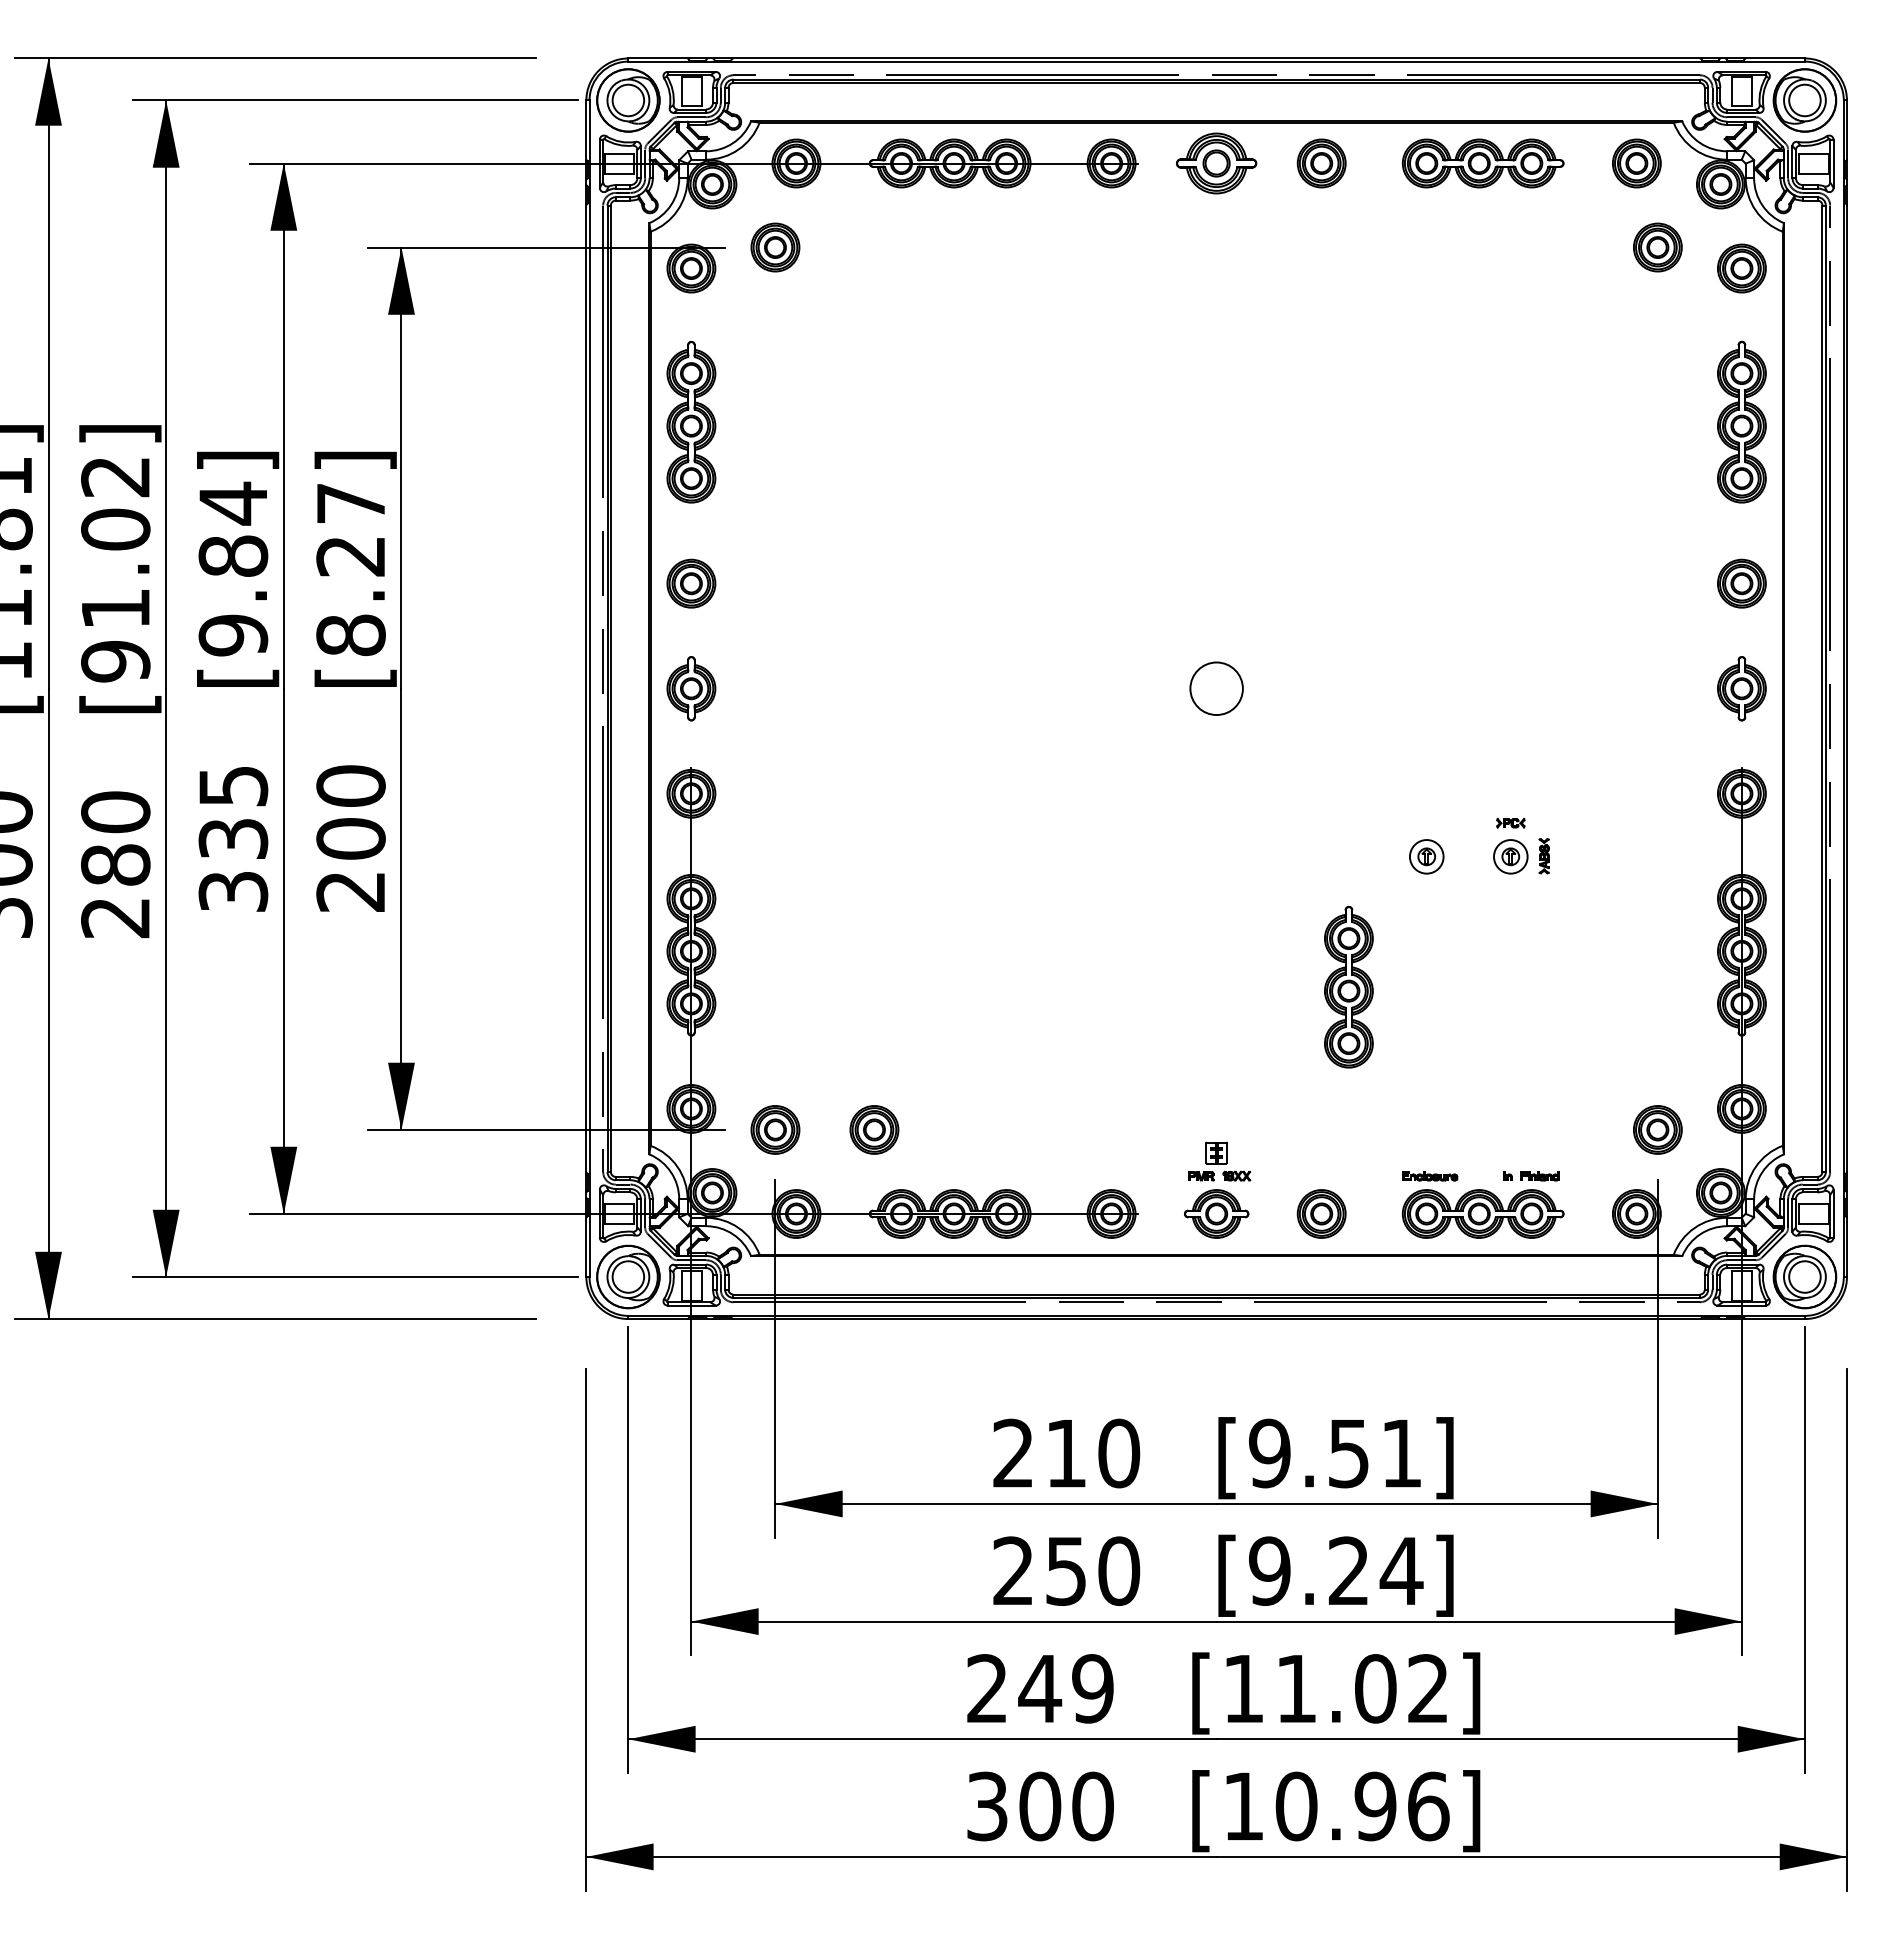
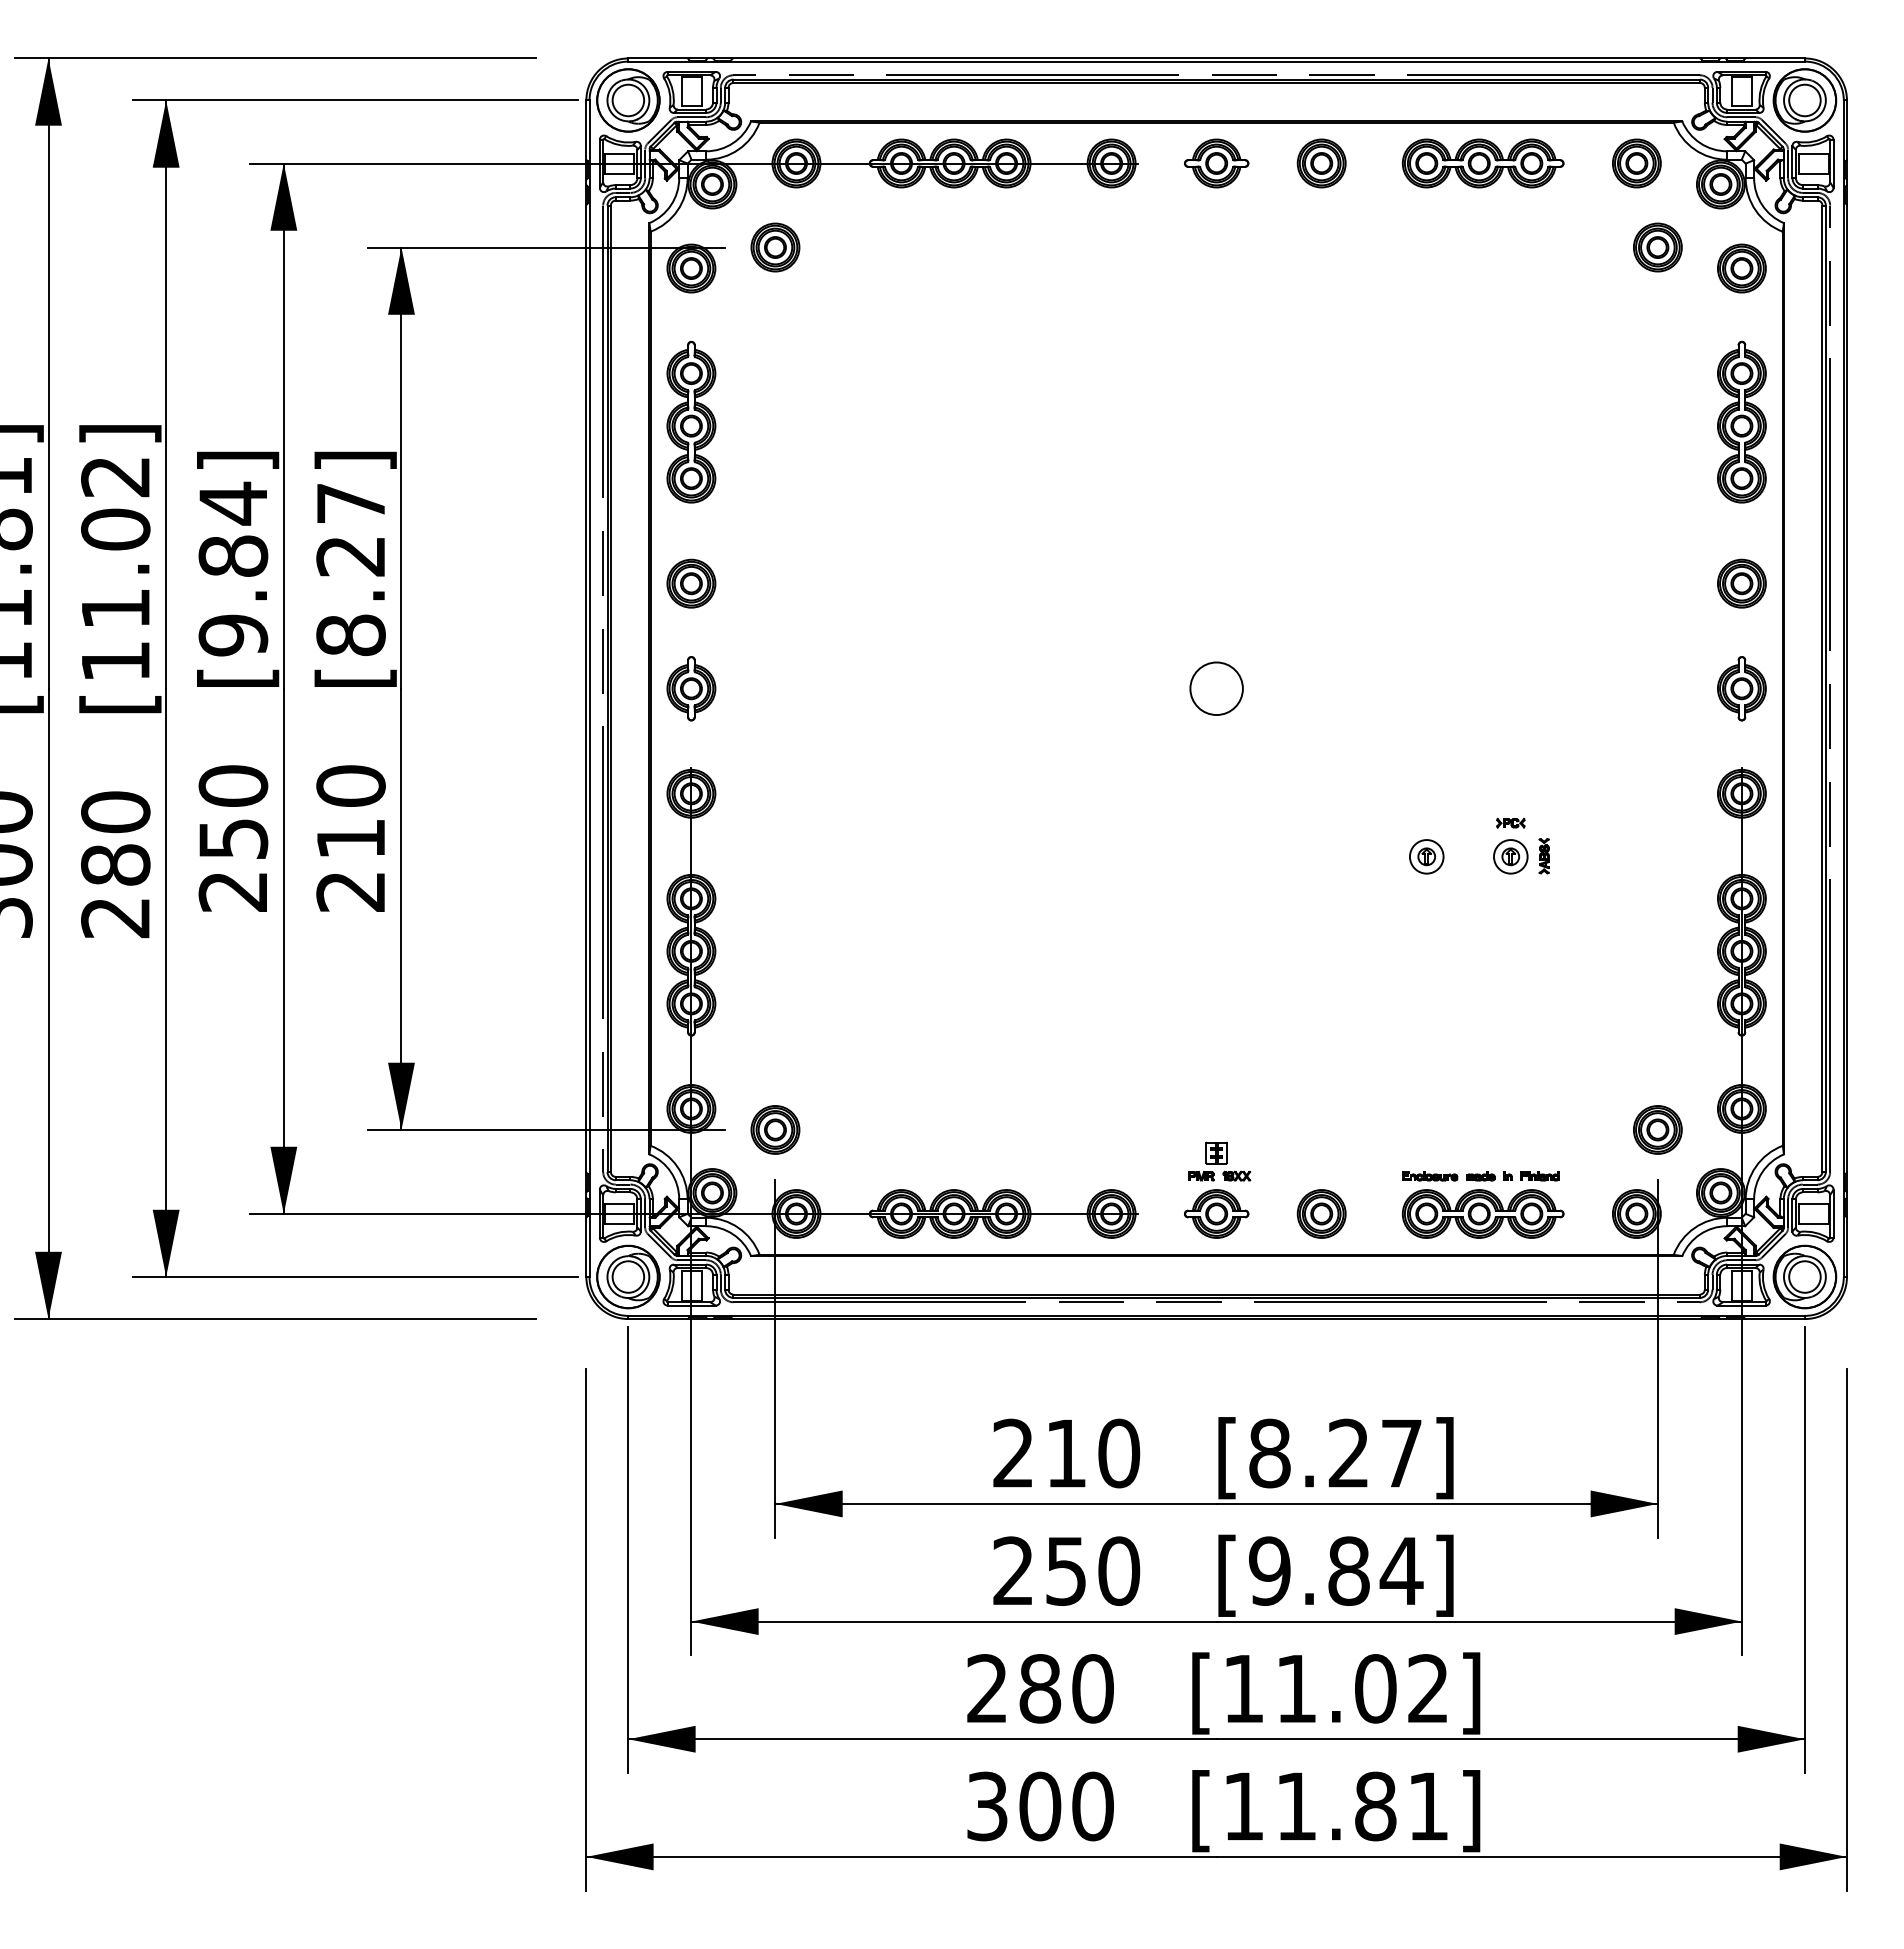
part size: 82x63 px -> 66x51 px (1216, 163)
text: [91.02] -> [11.02] (115, 661)
text: 335 -> 250 (233, 838)
text: 200 -> 210 (350, 838)
part: present -> none (1348, 986)
part: present -> none (874, 1129)
part: none -> present (1480, 1176)
text: [9.51] -> [8.27] (1335, 1453)
text: [9.24] -> [9.84] (1348, 1570)
text: 249 -> 280 (1065, 1688)
text: [10.96] -> [11.81] (1362, 1806)
